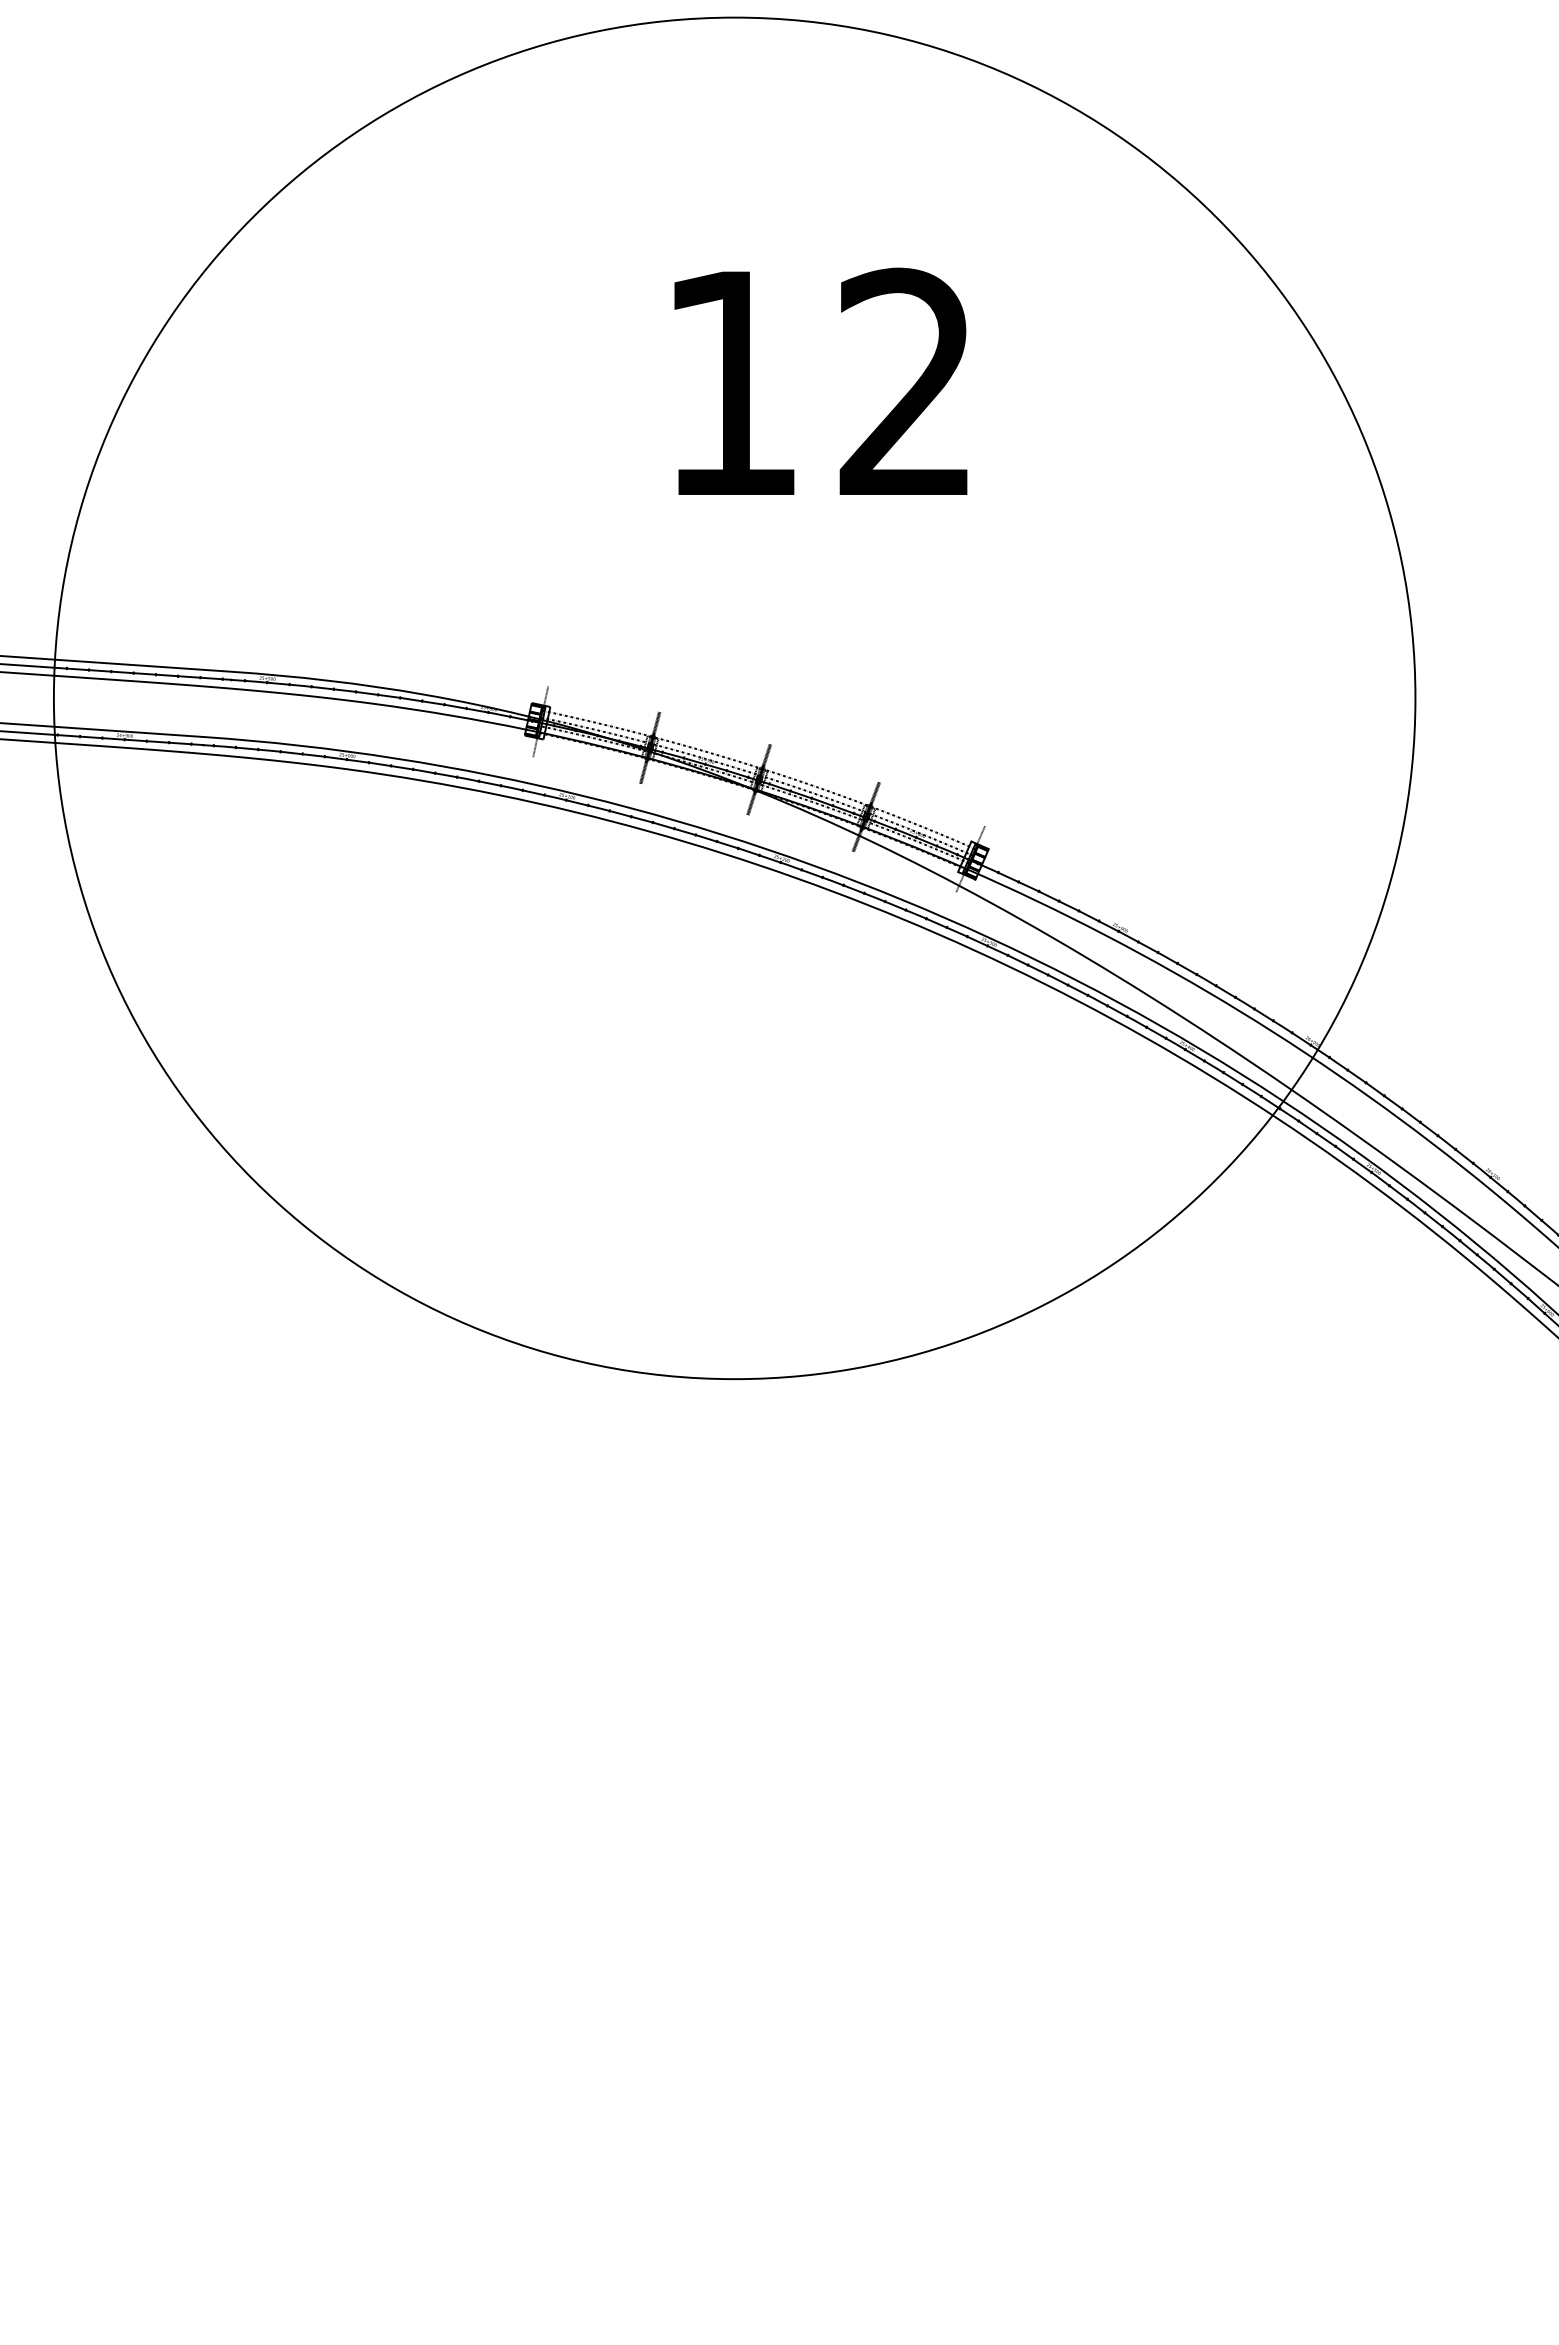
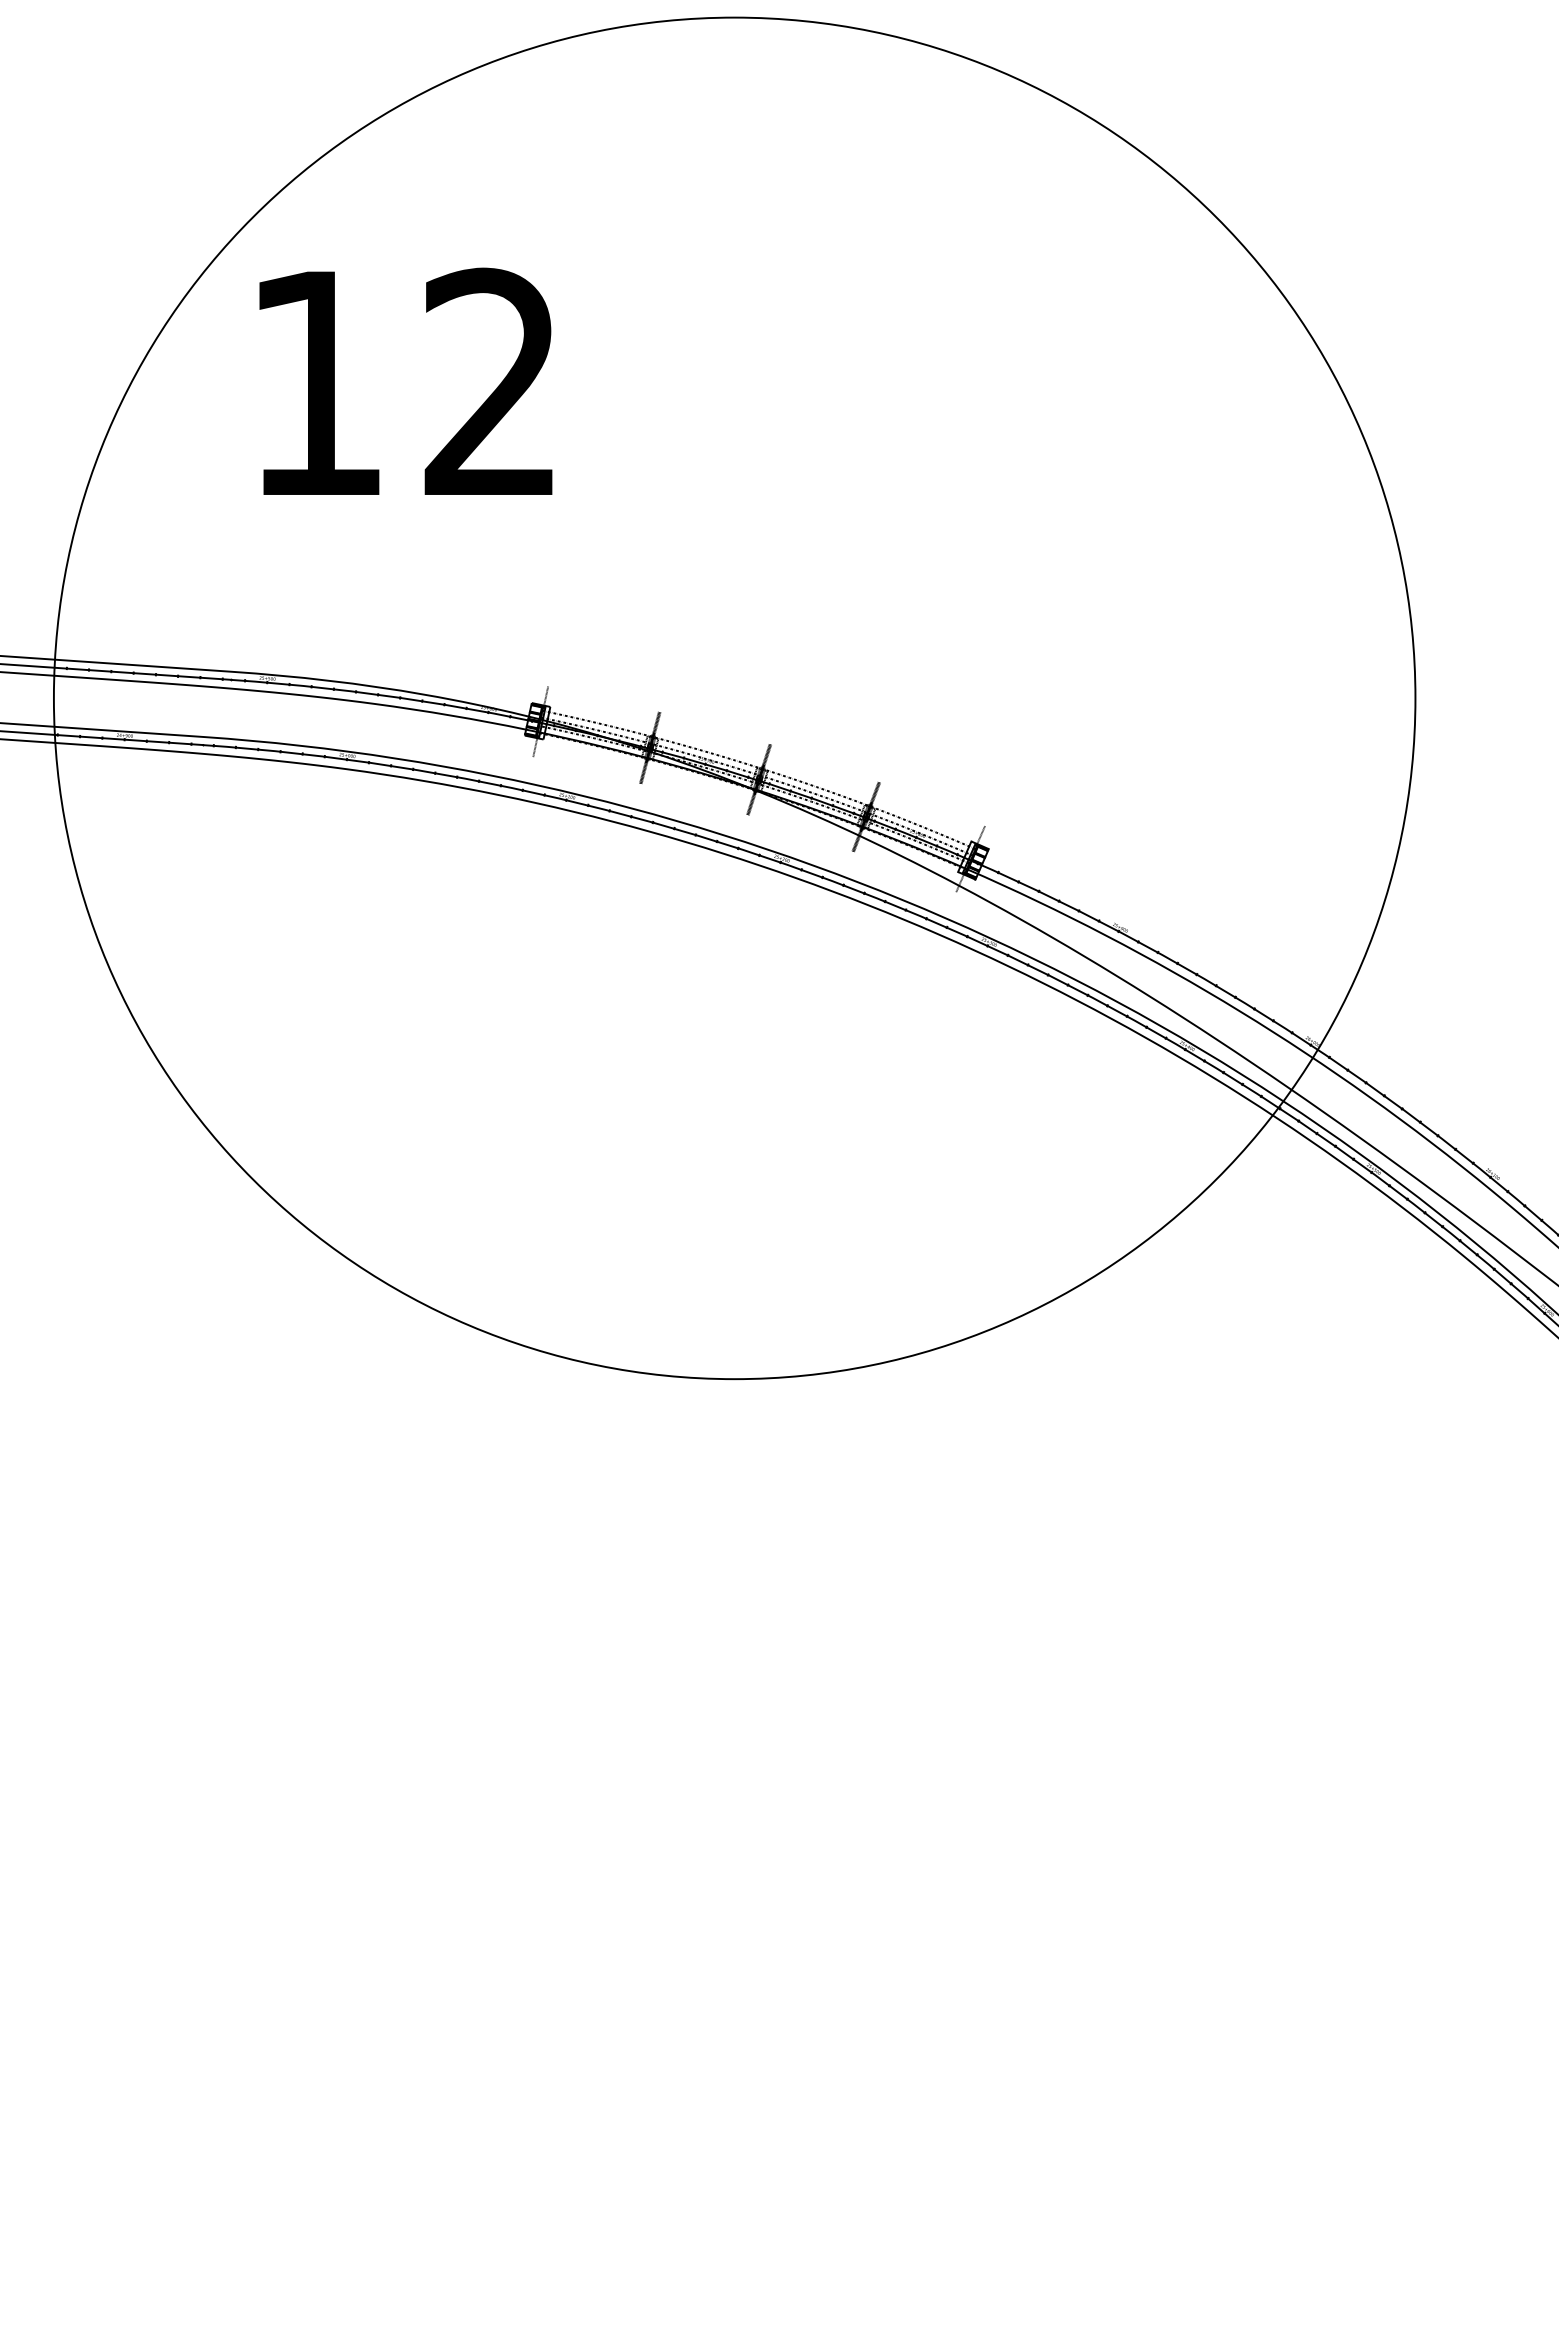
text position: (820, 380) -> (405, 380) (405, 380)
